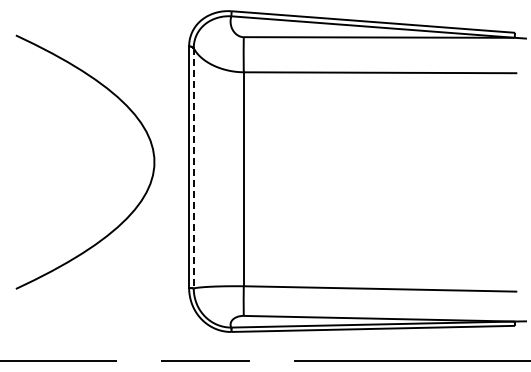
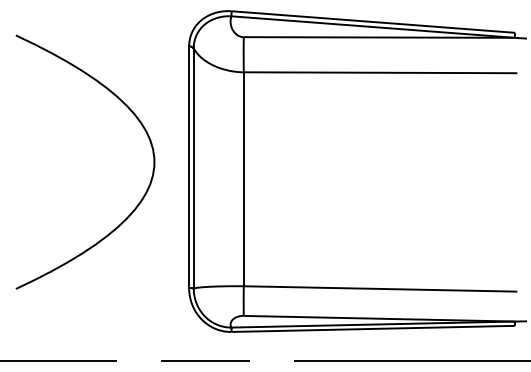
line: dashed -> solid (193, 168)
